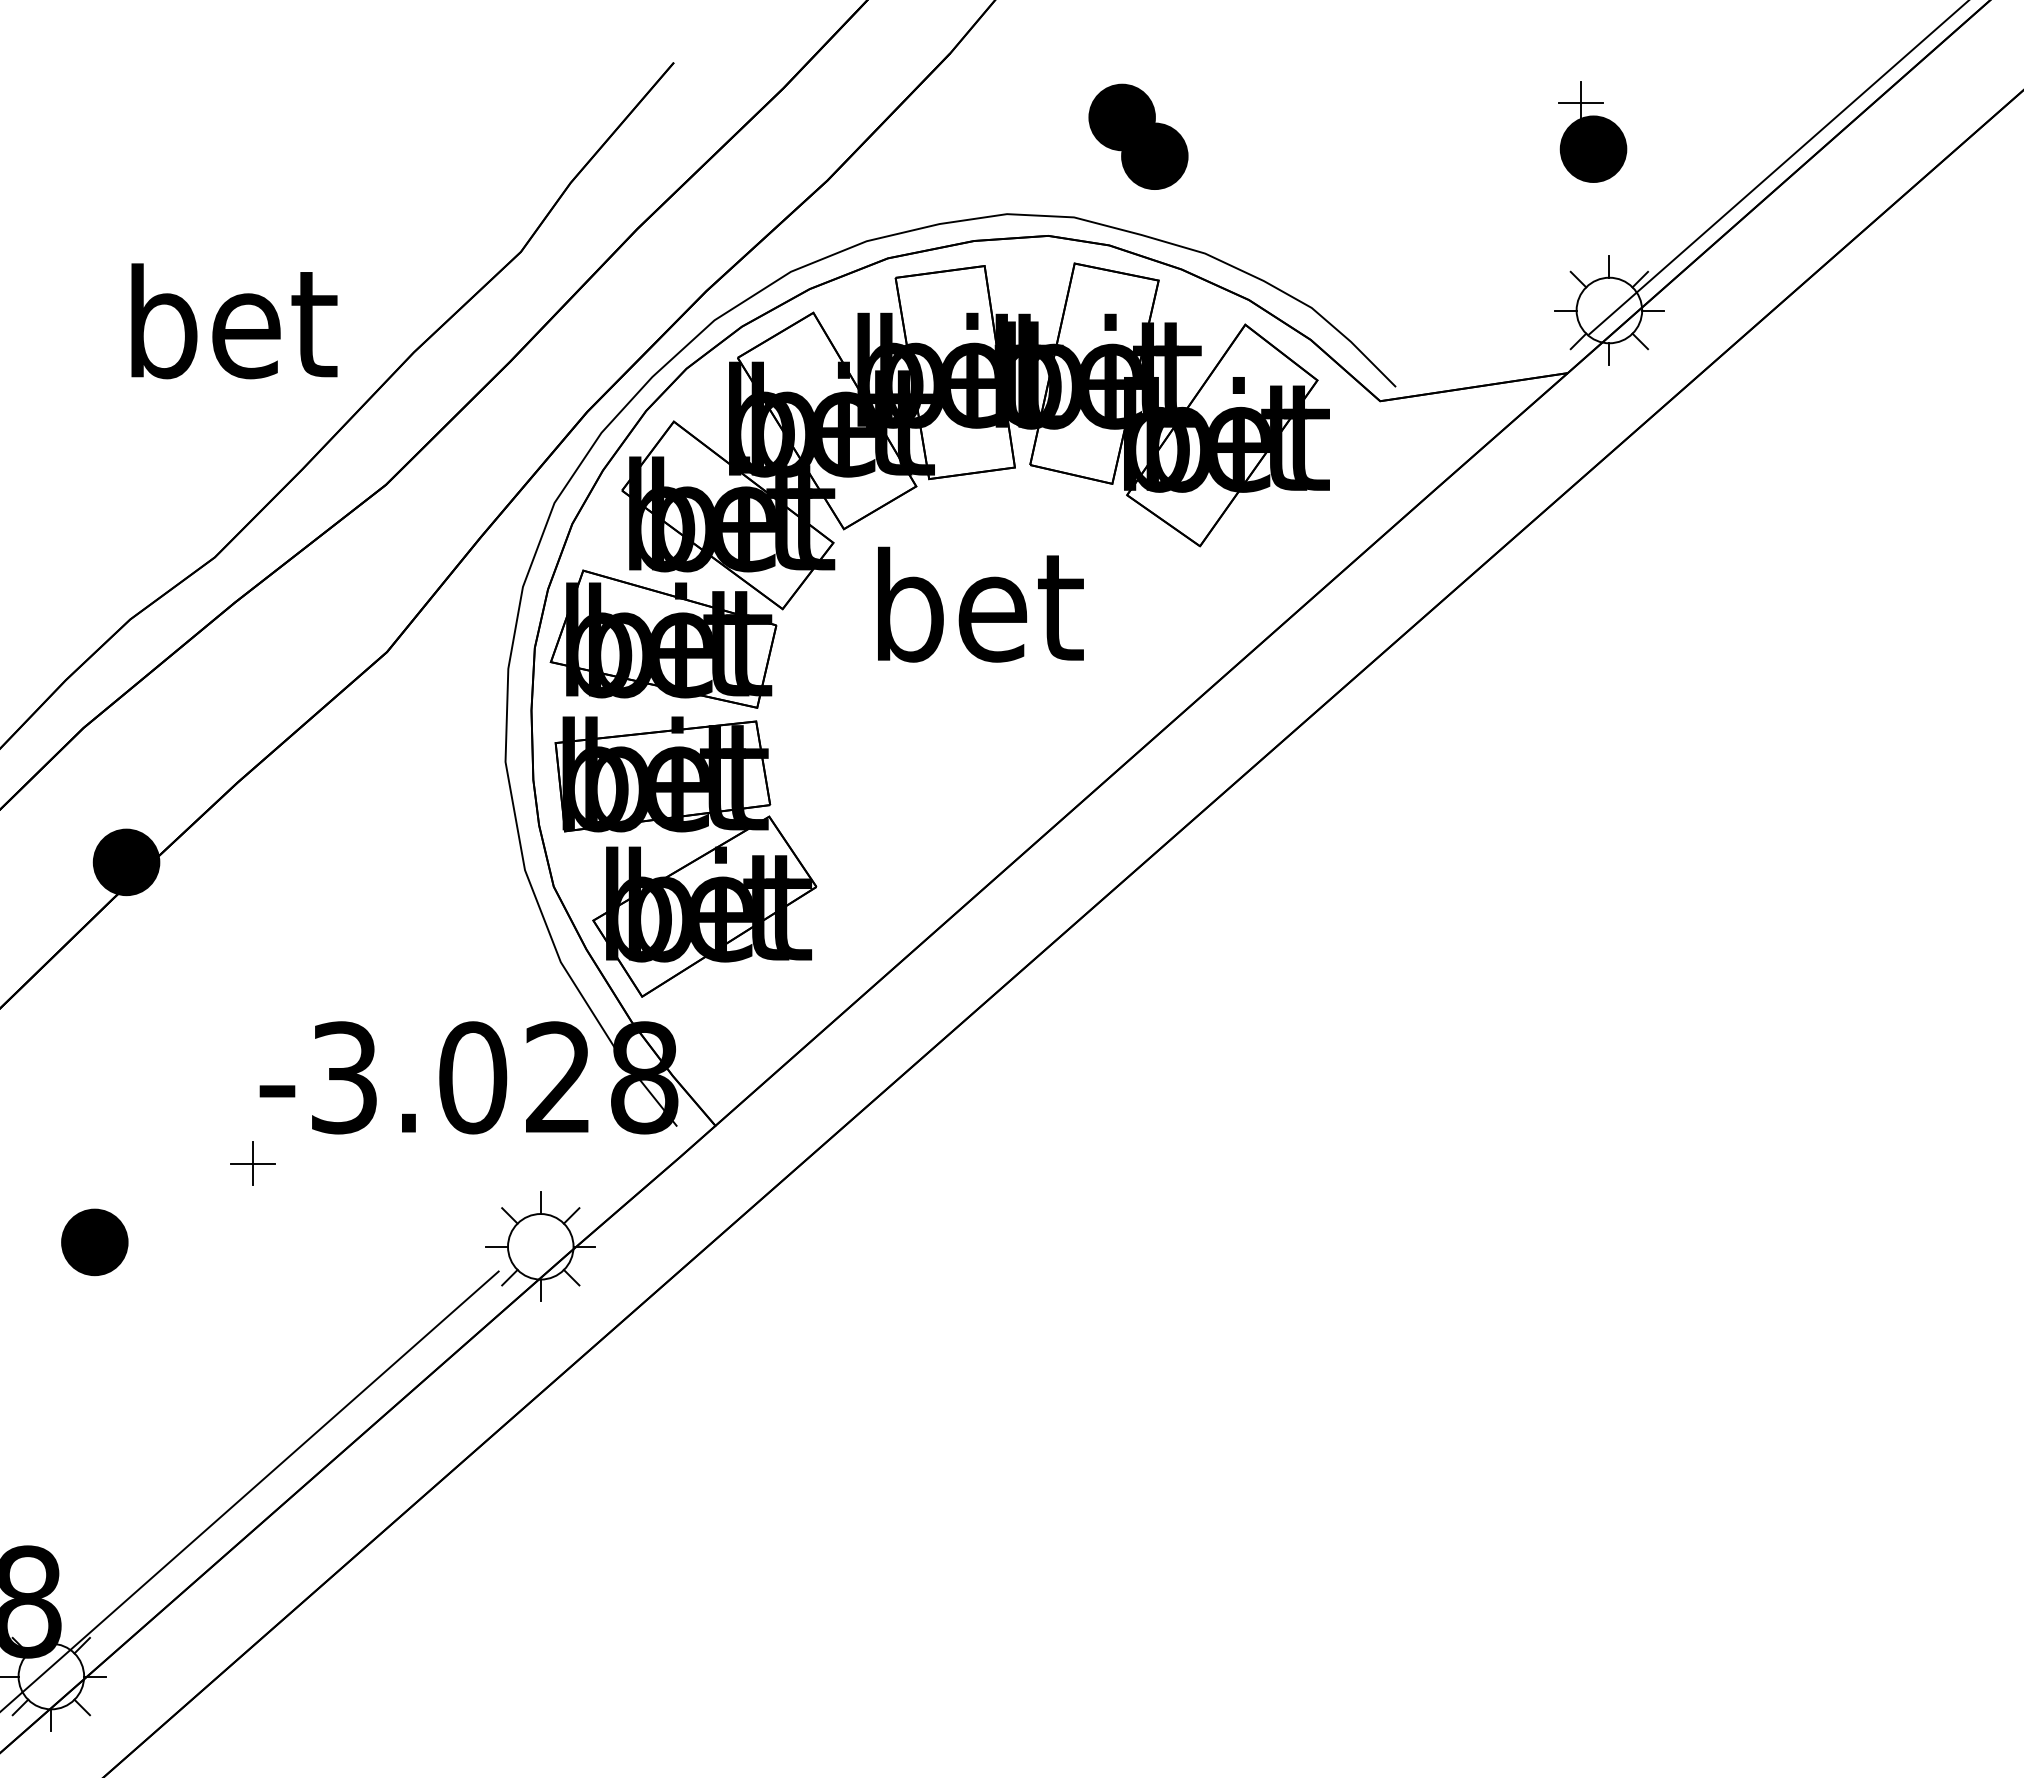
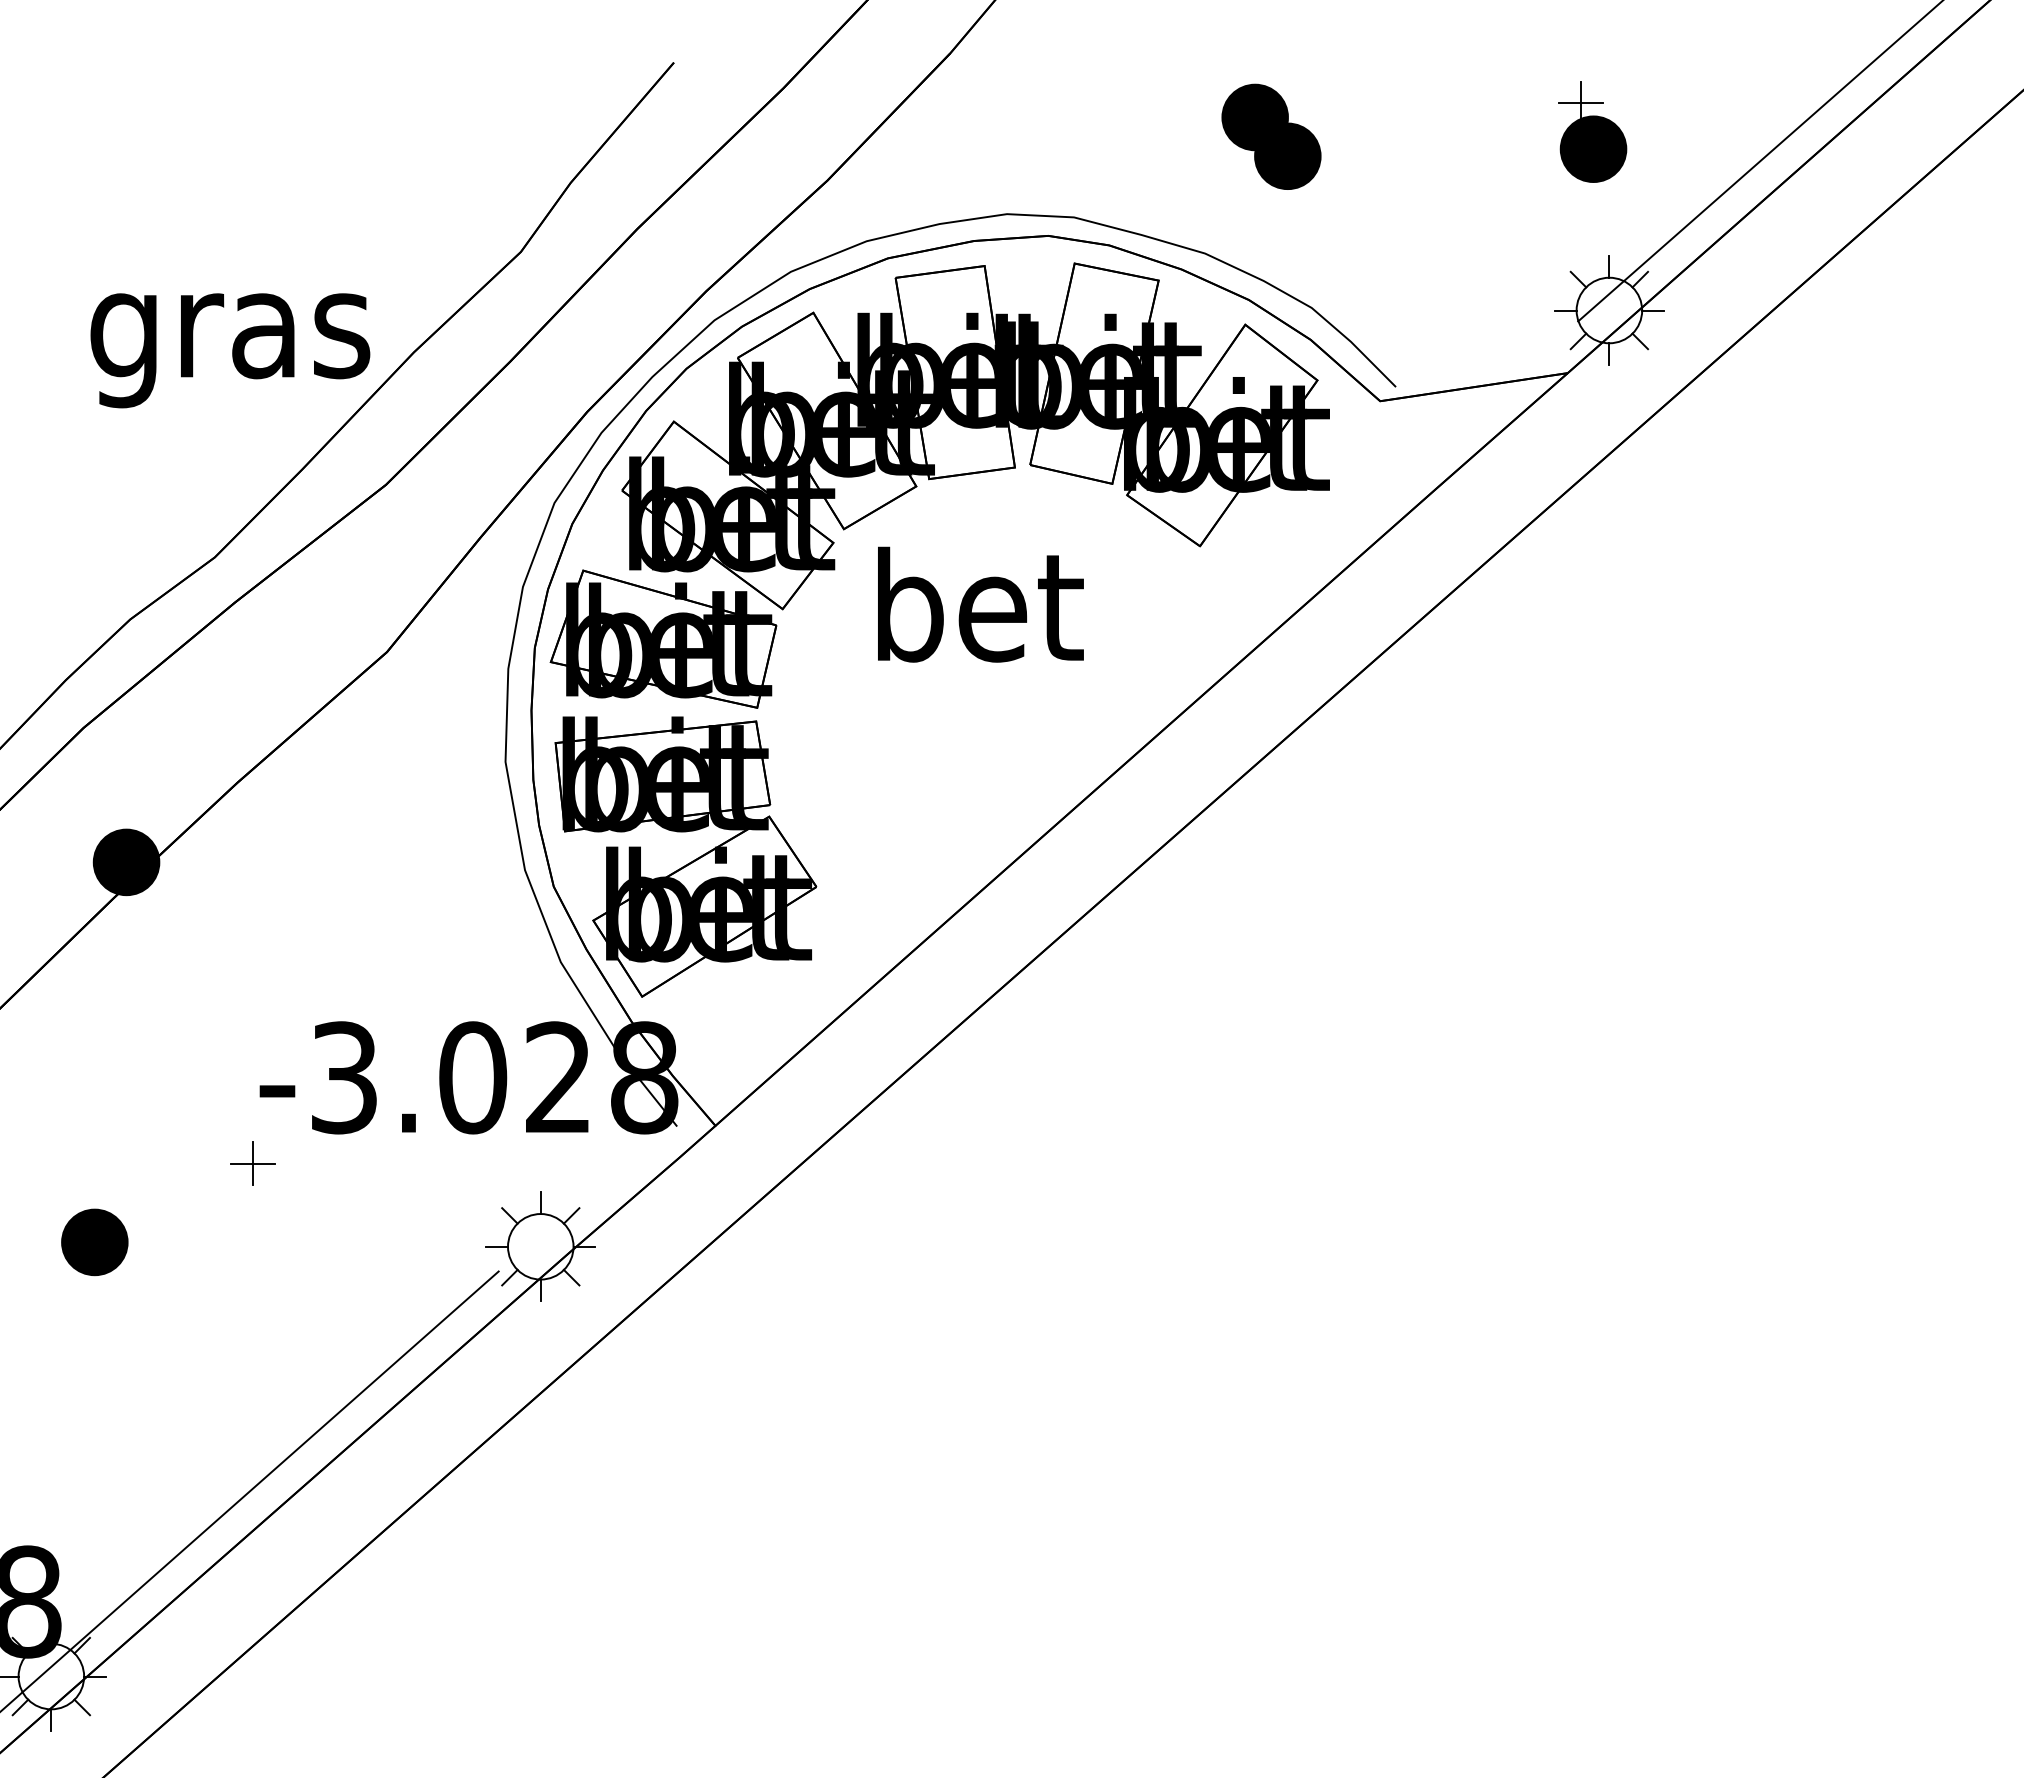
part position: (1138, 136) -> (1271, 136) (1271, 136)
line position: (1777, 168) -> (1759, 161) (1759, 161)
text: bet -> gras (230, 335)
